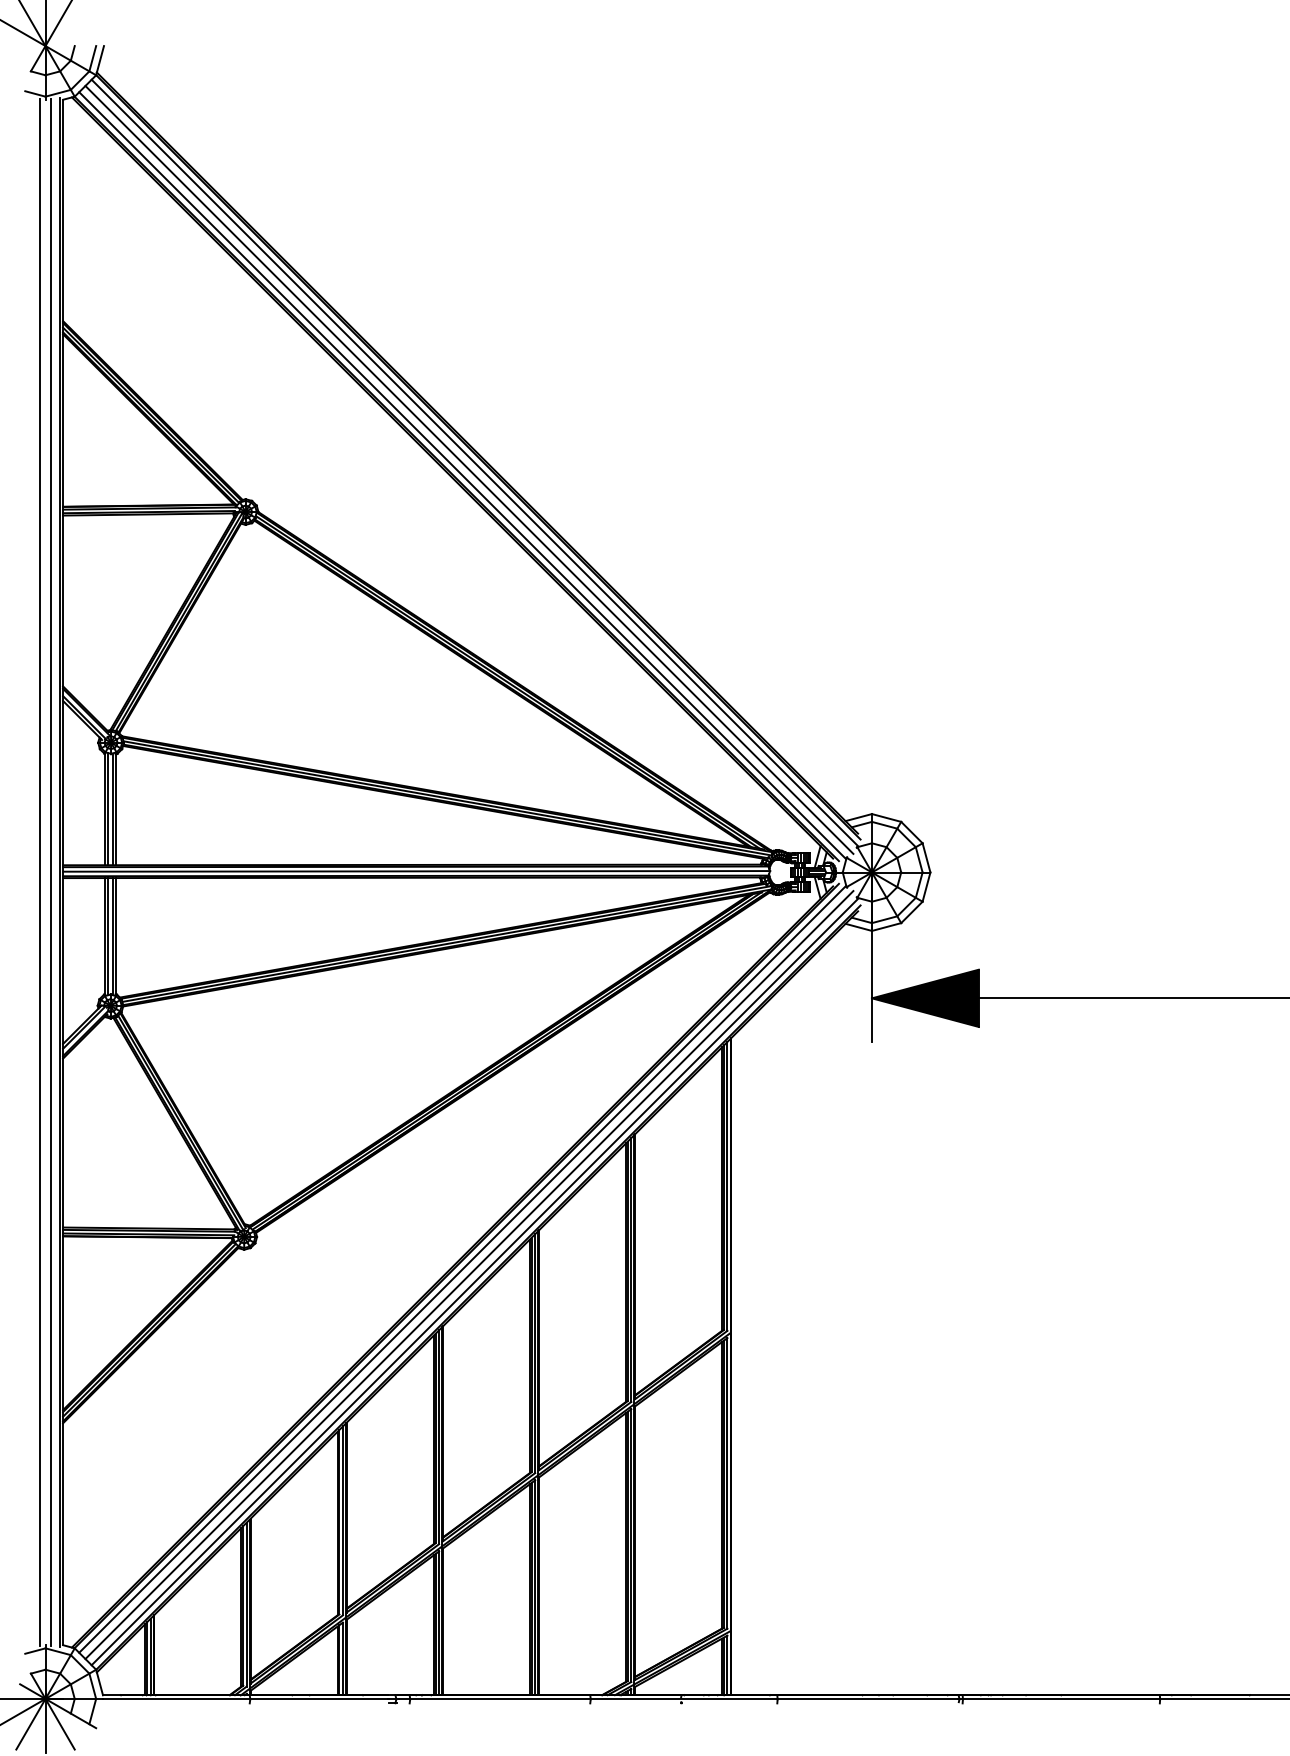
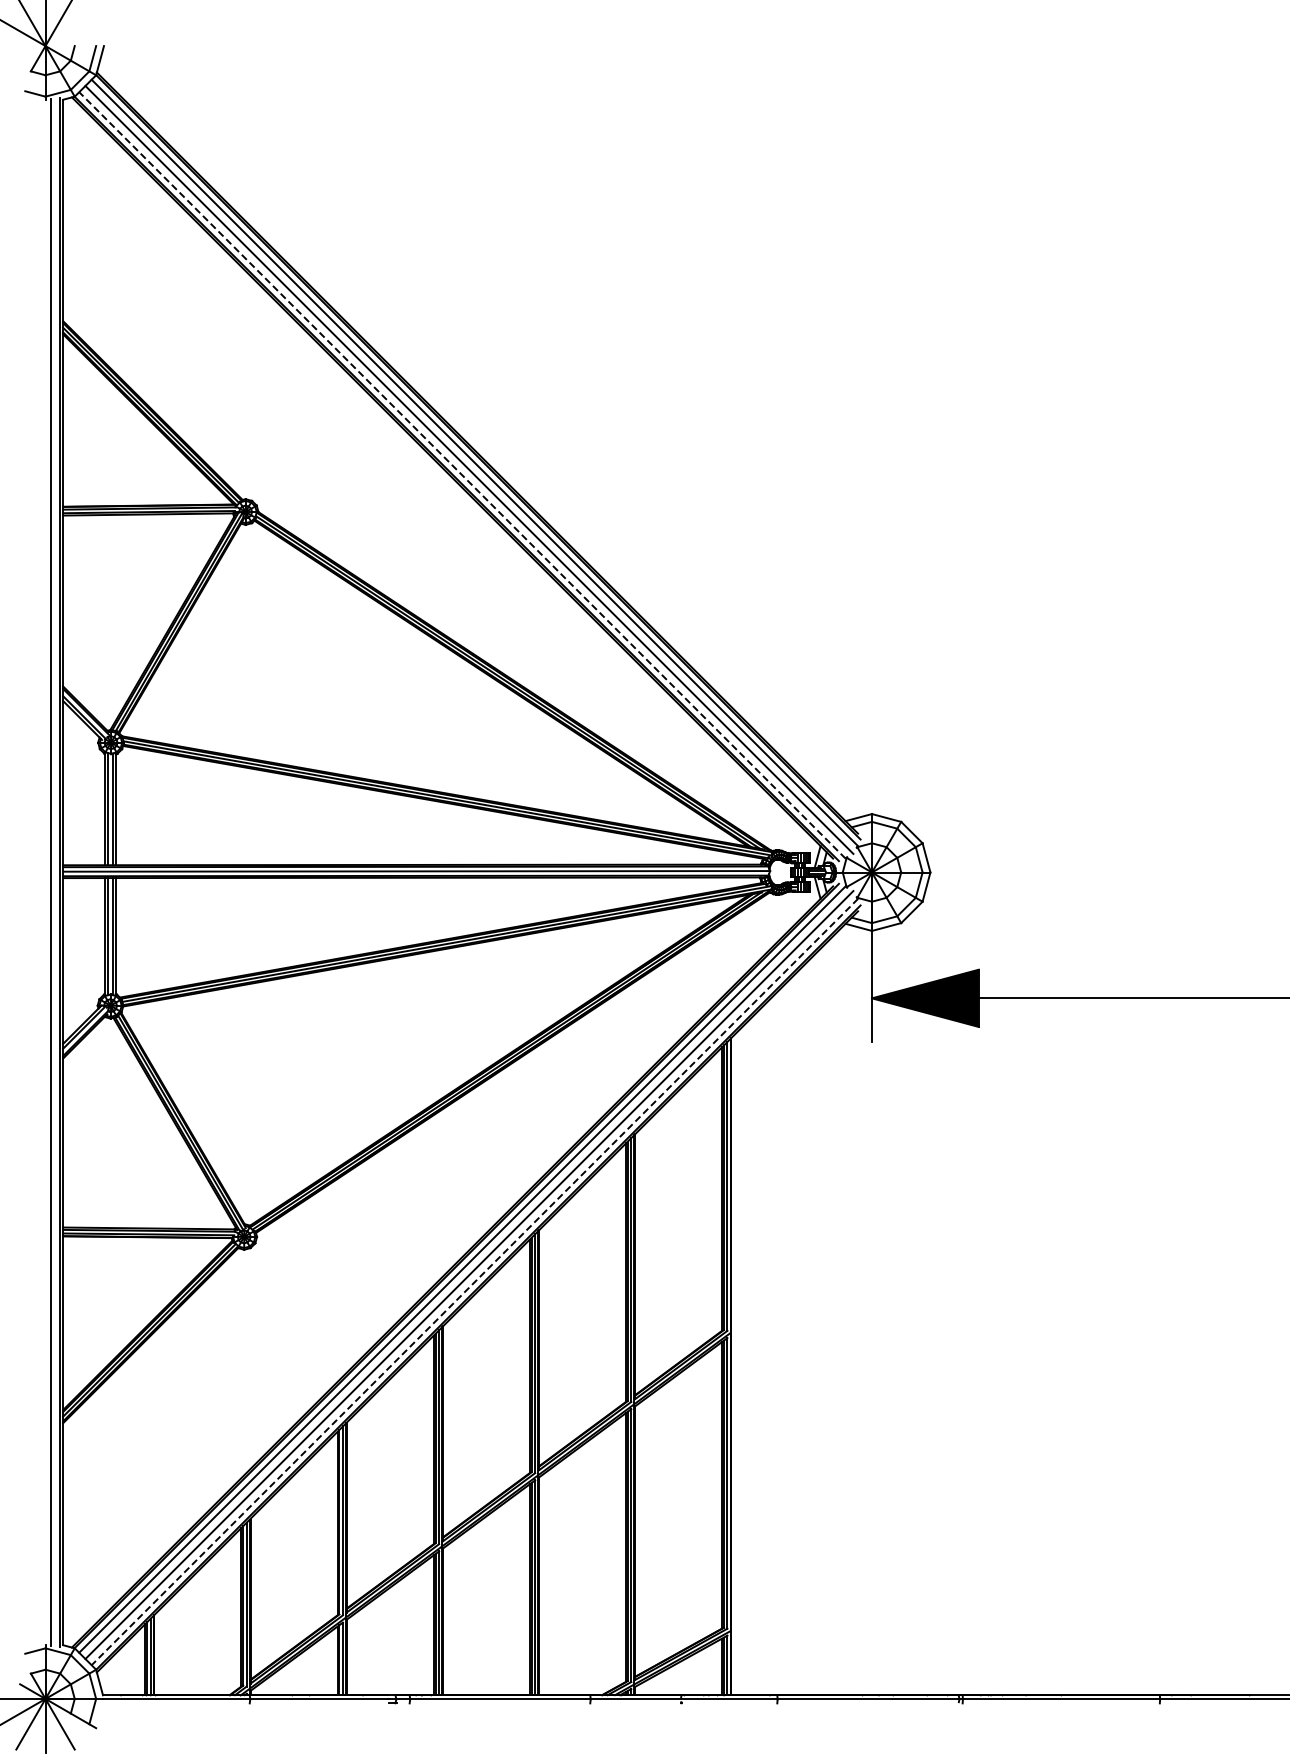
line: solid -> dashed (462, 475)
line: present -> none (40, 872)
line: solid -> dashed (474, 1282)
